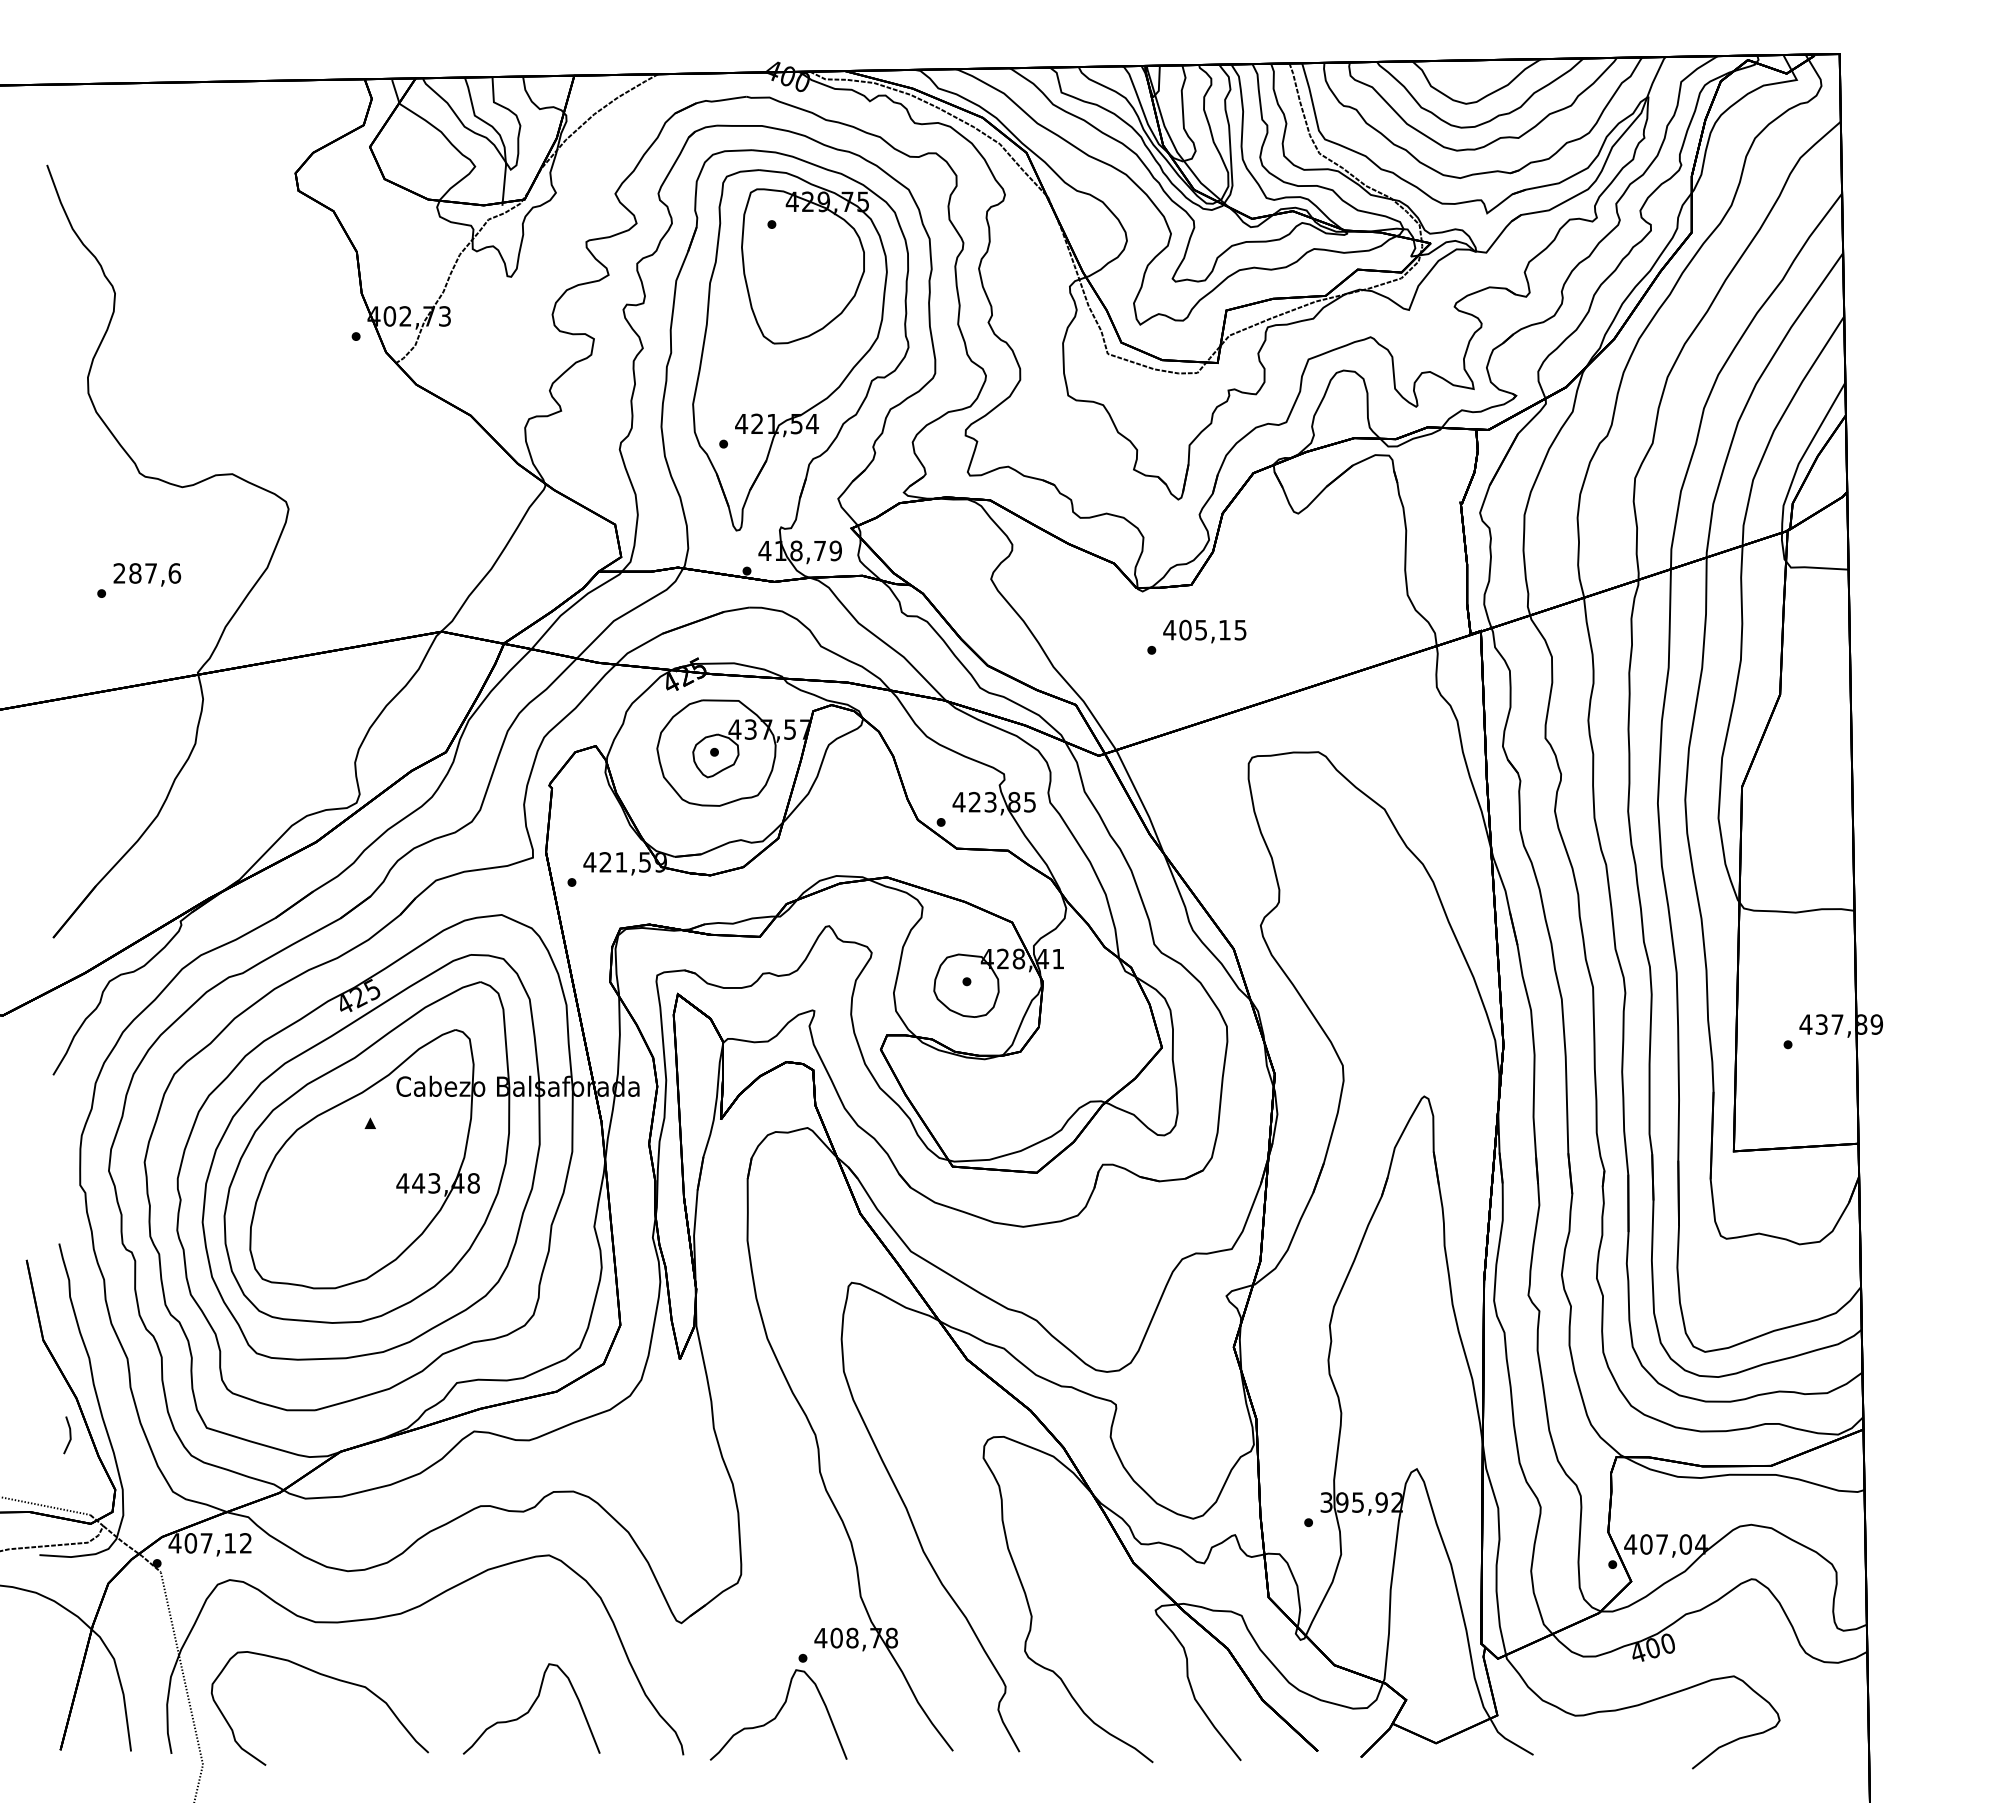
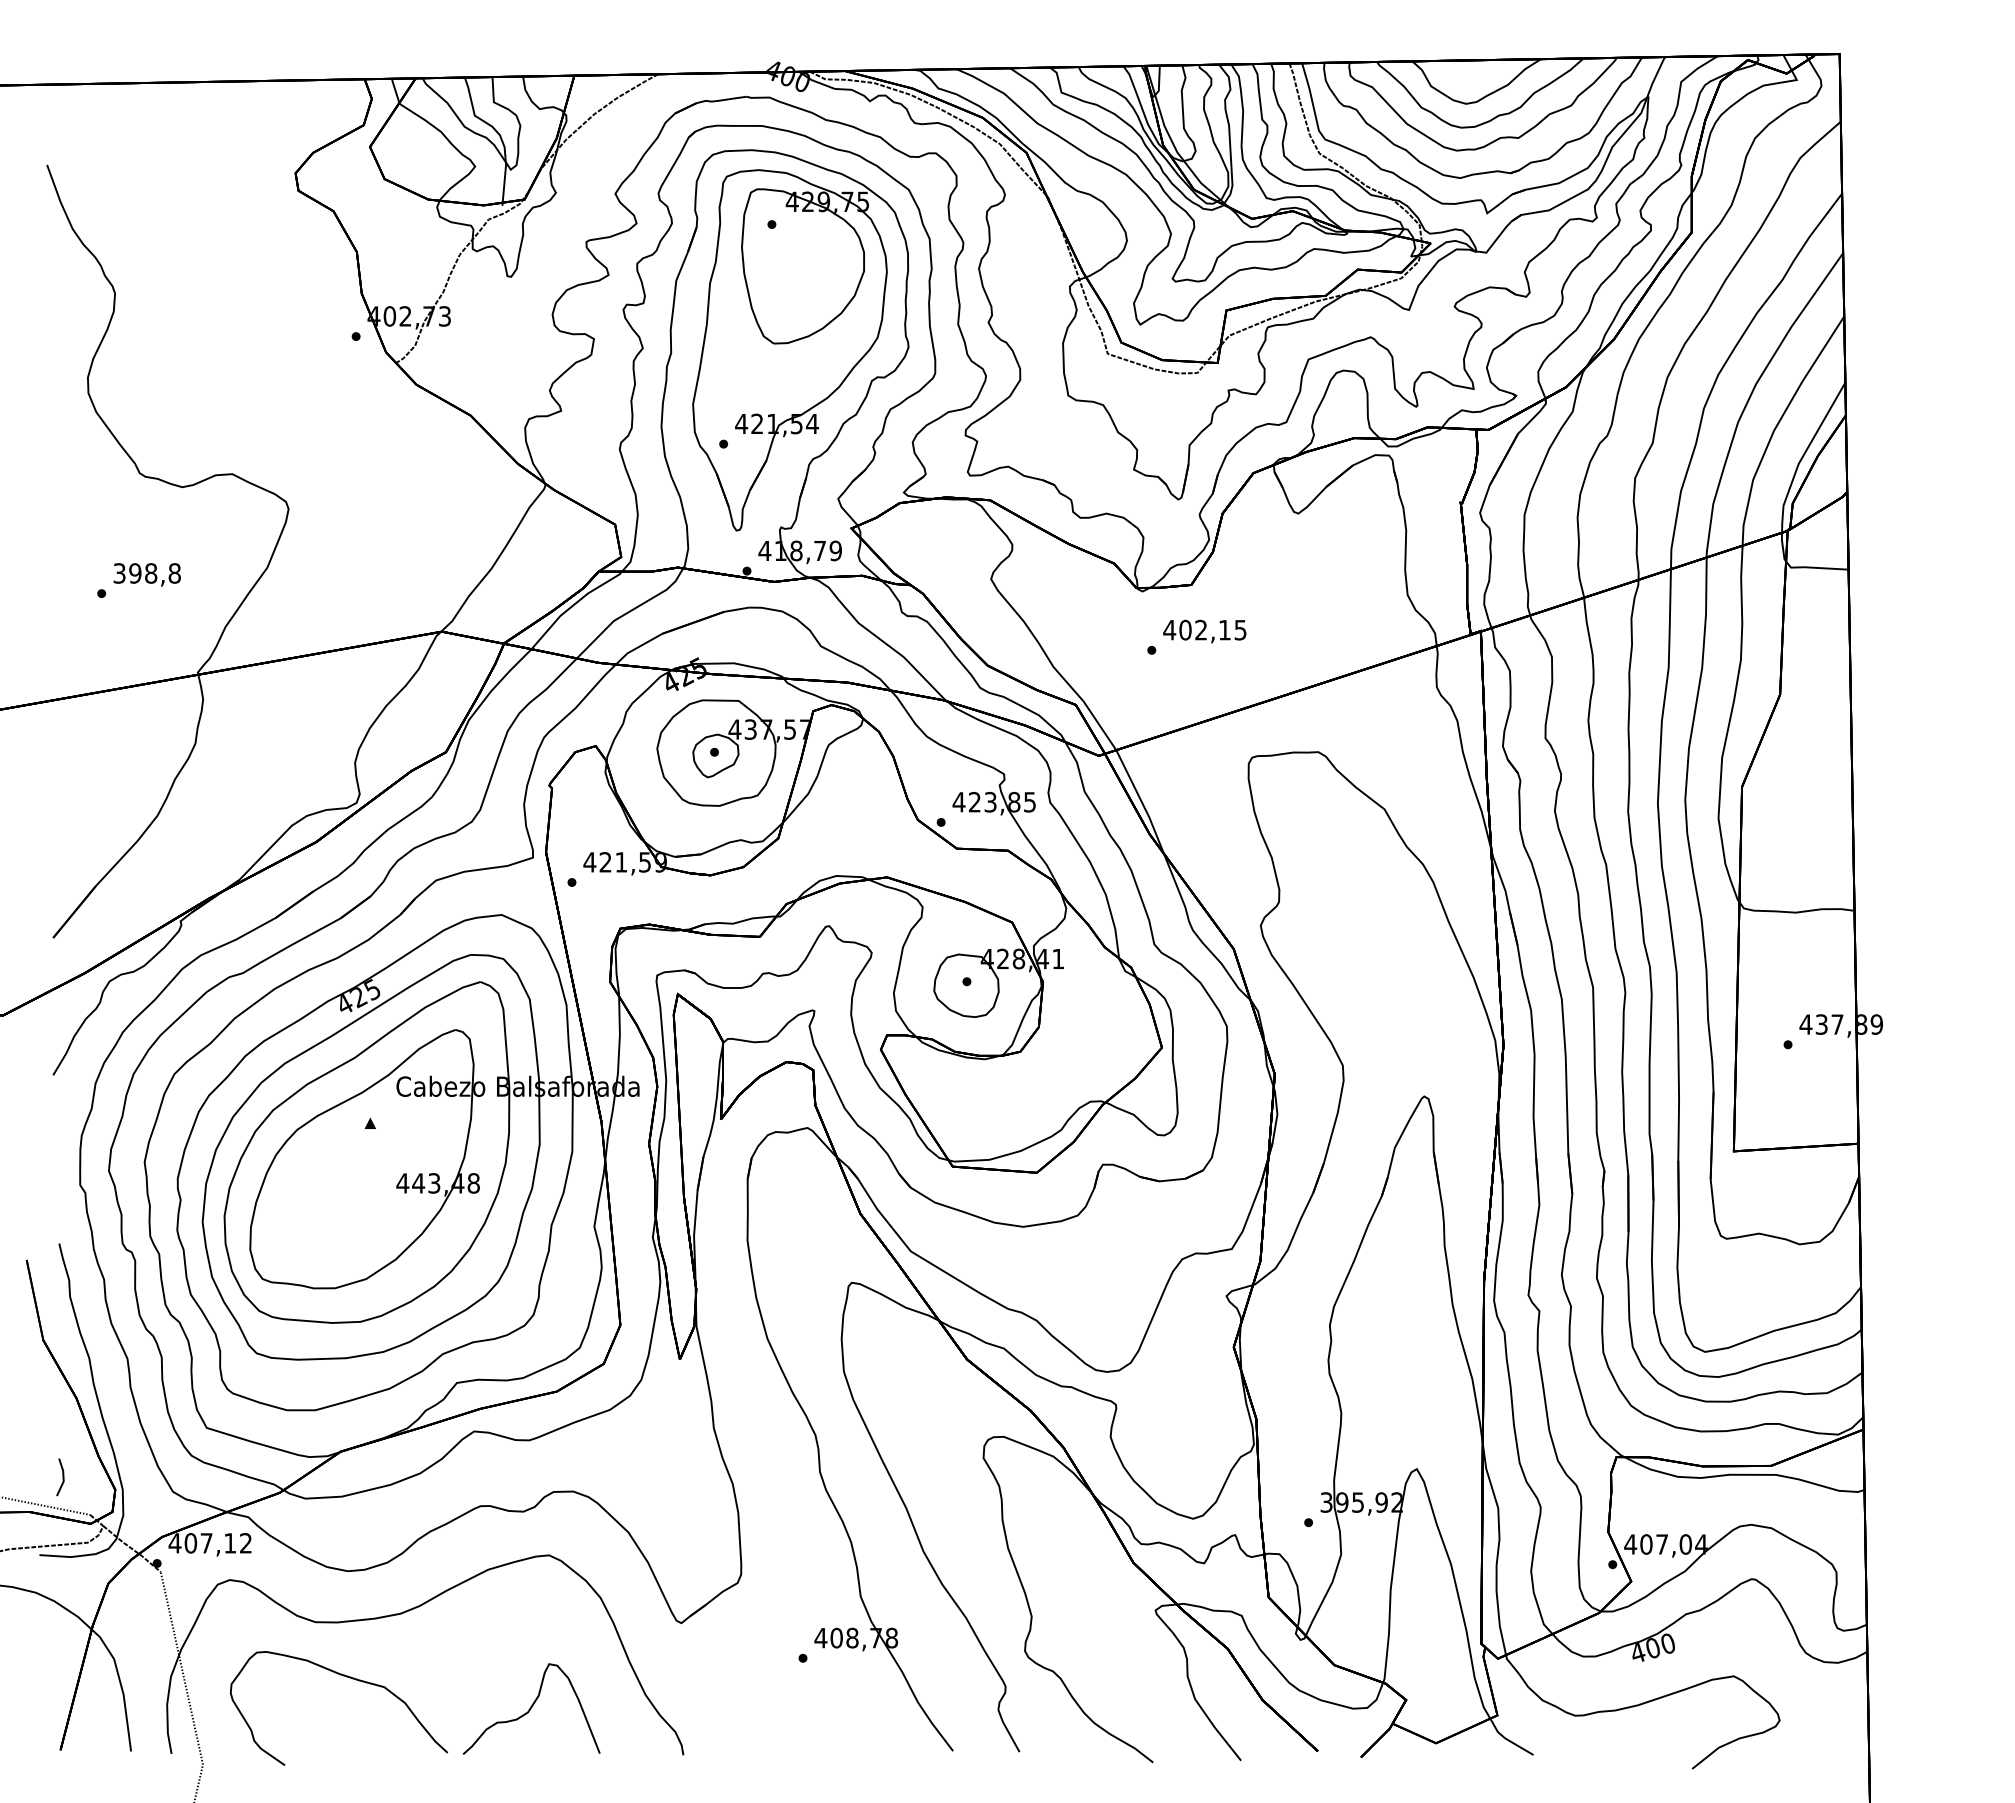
text: 287,6 -> 398,8 (147, 573)
text: 405,15 -> 402,15 (1200, 629)
line position: (69, 1435) -> (62, 1477) (62, 1477)
curve position: (330, 1678) -> (349, 1678) (349, 1678)
curve: present -> none (778, 1714)
